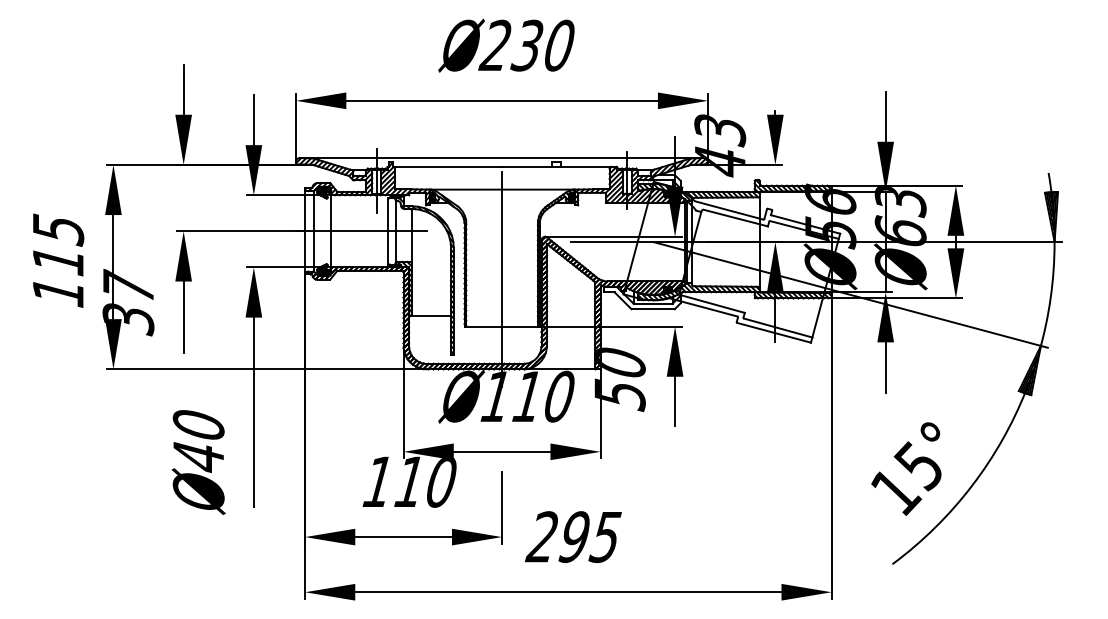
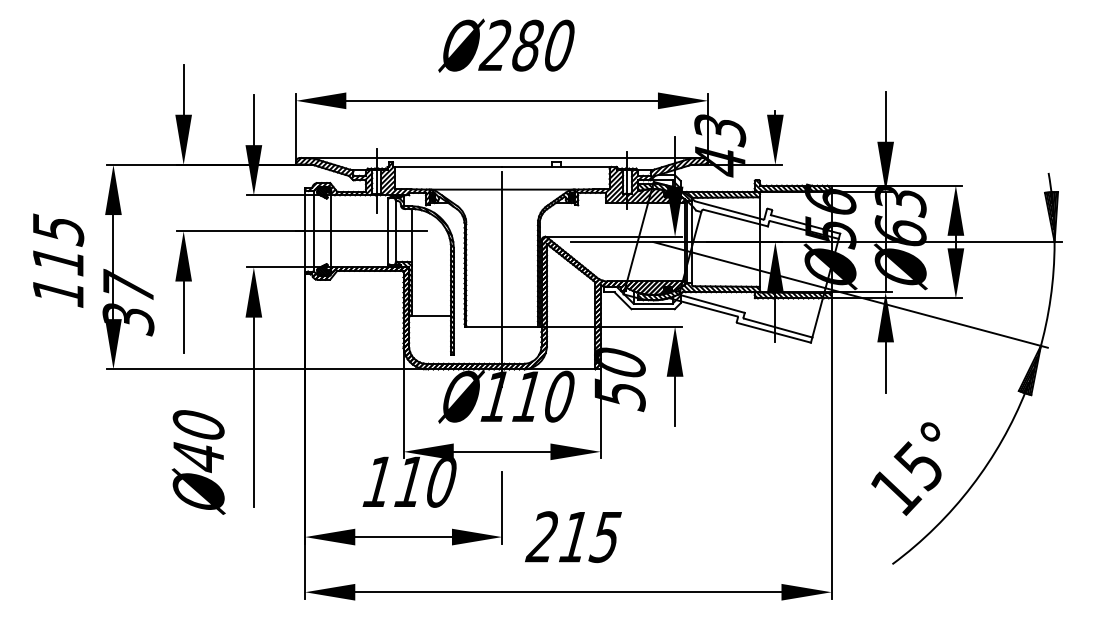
text: 230 -> 280 (526, 45)
text: 295 -> 215 (573, 537)
